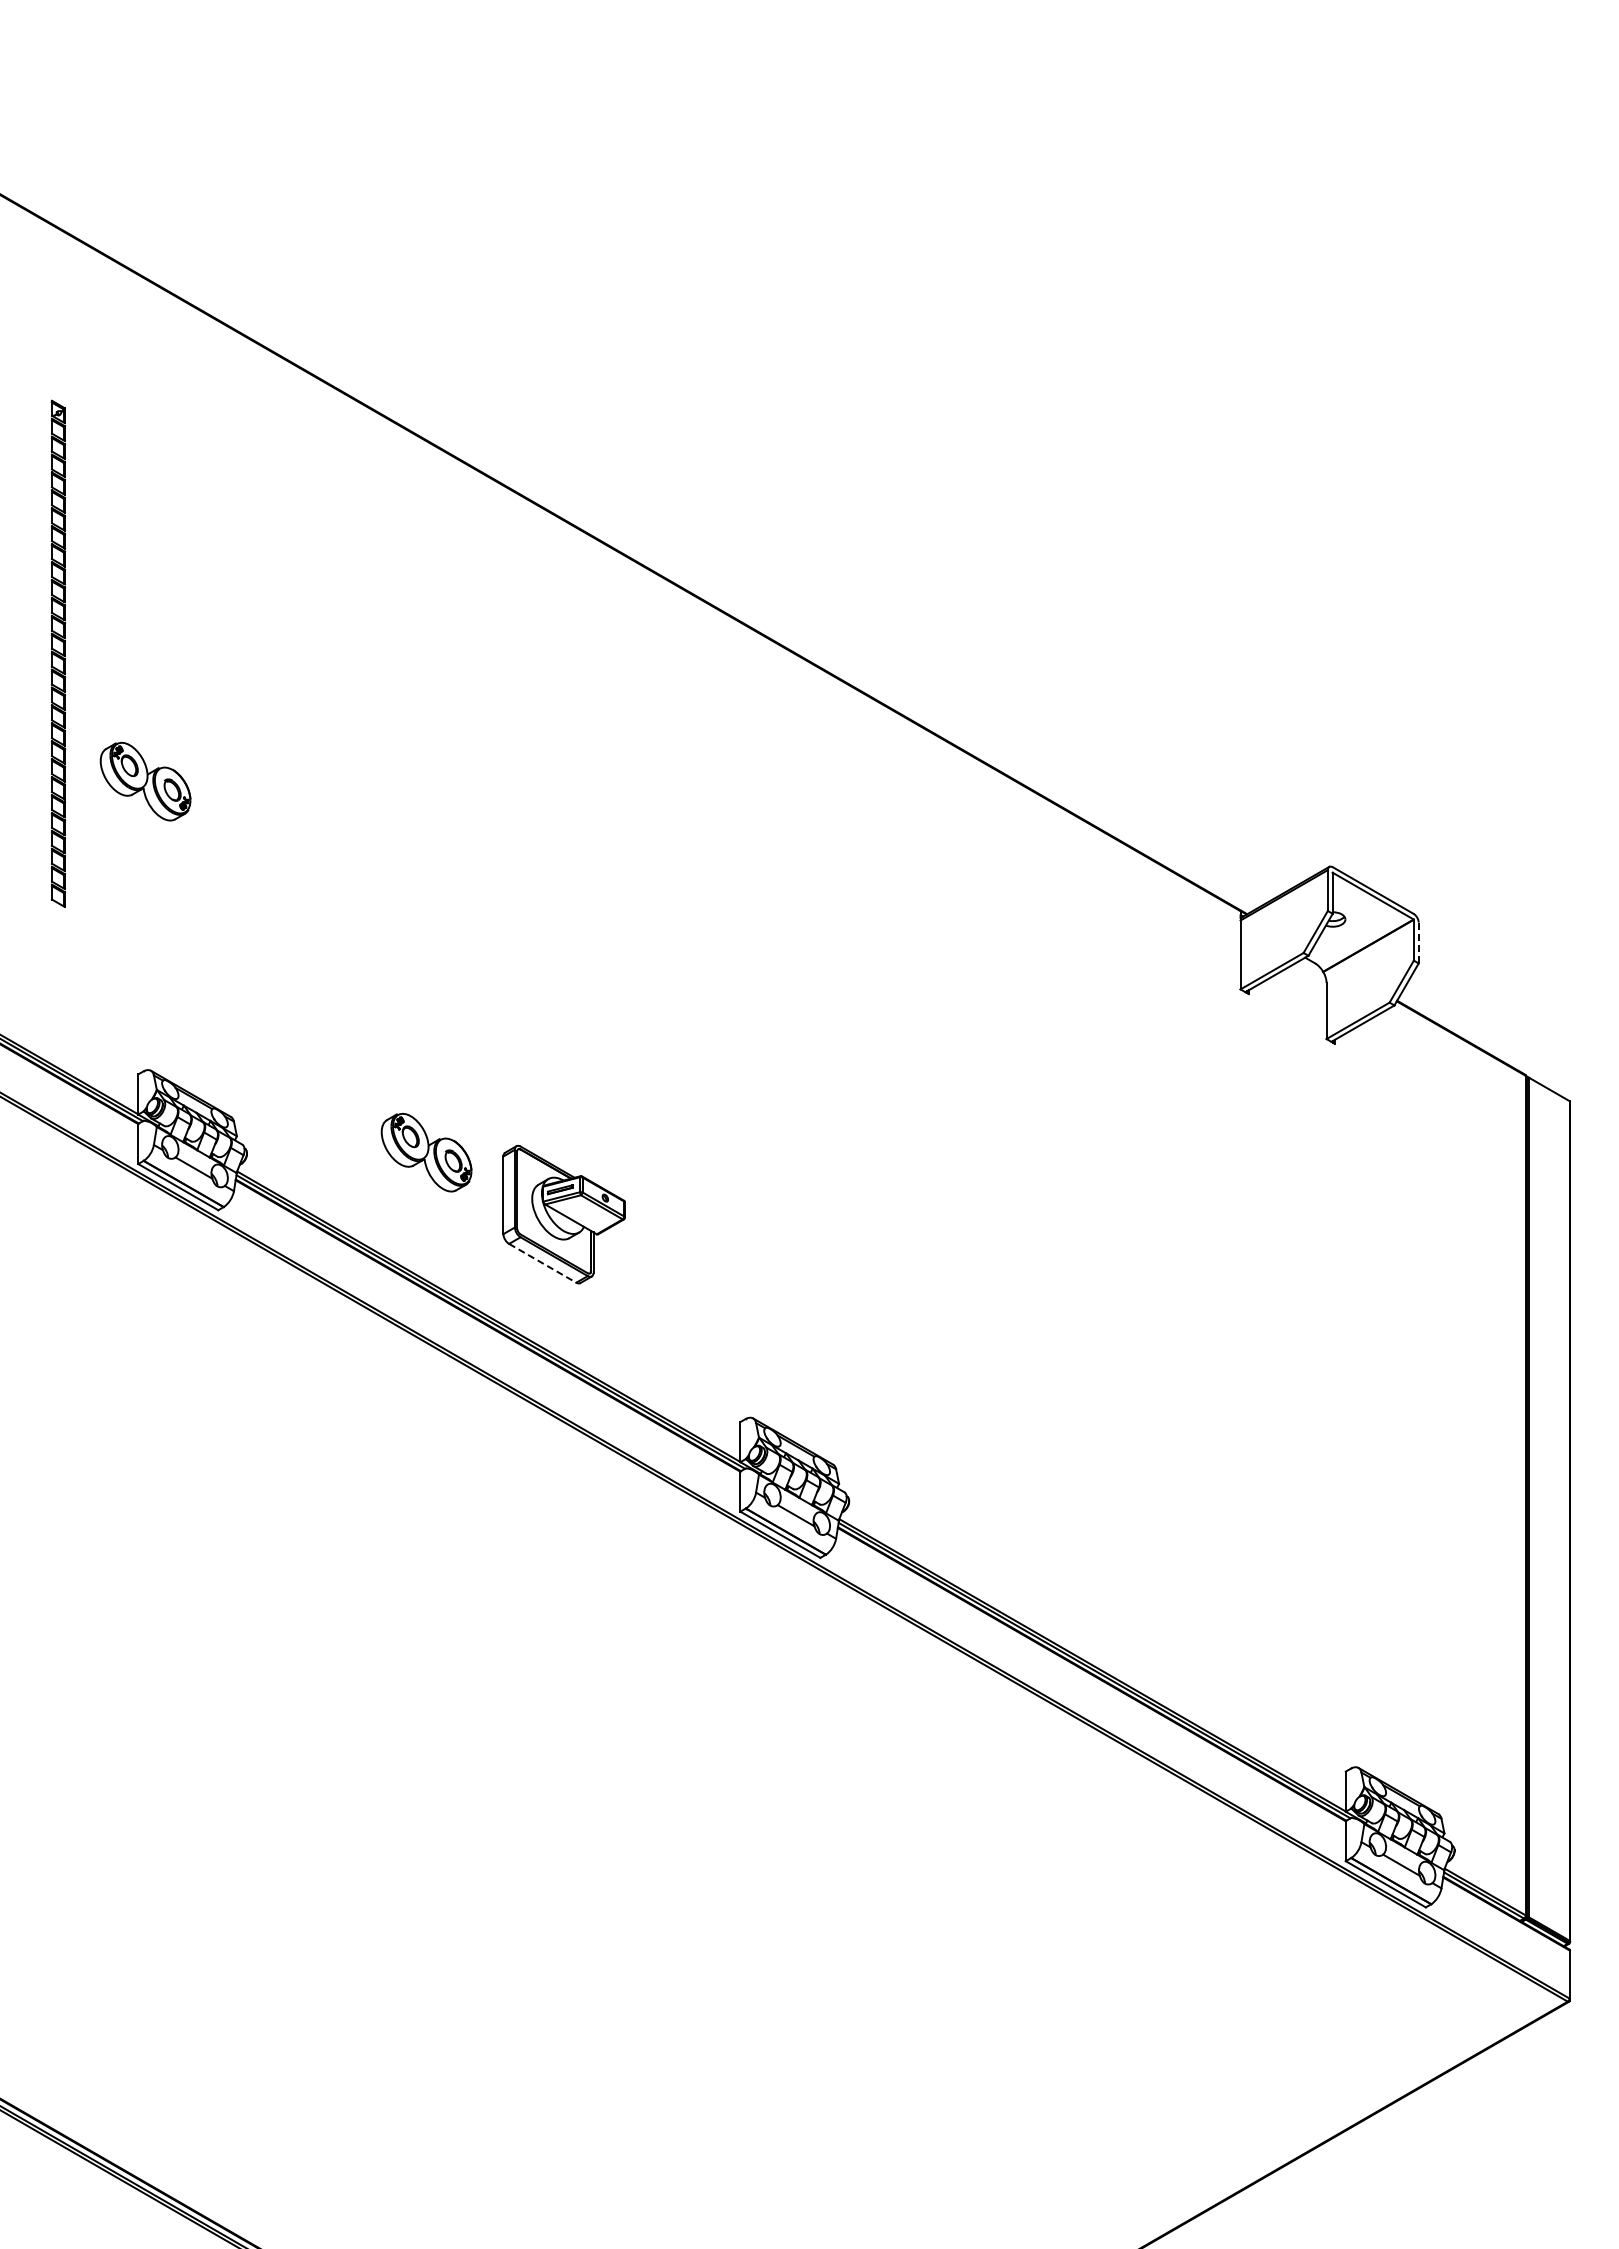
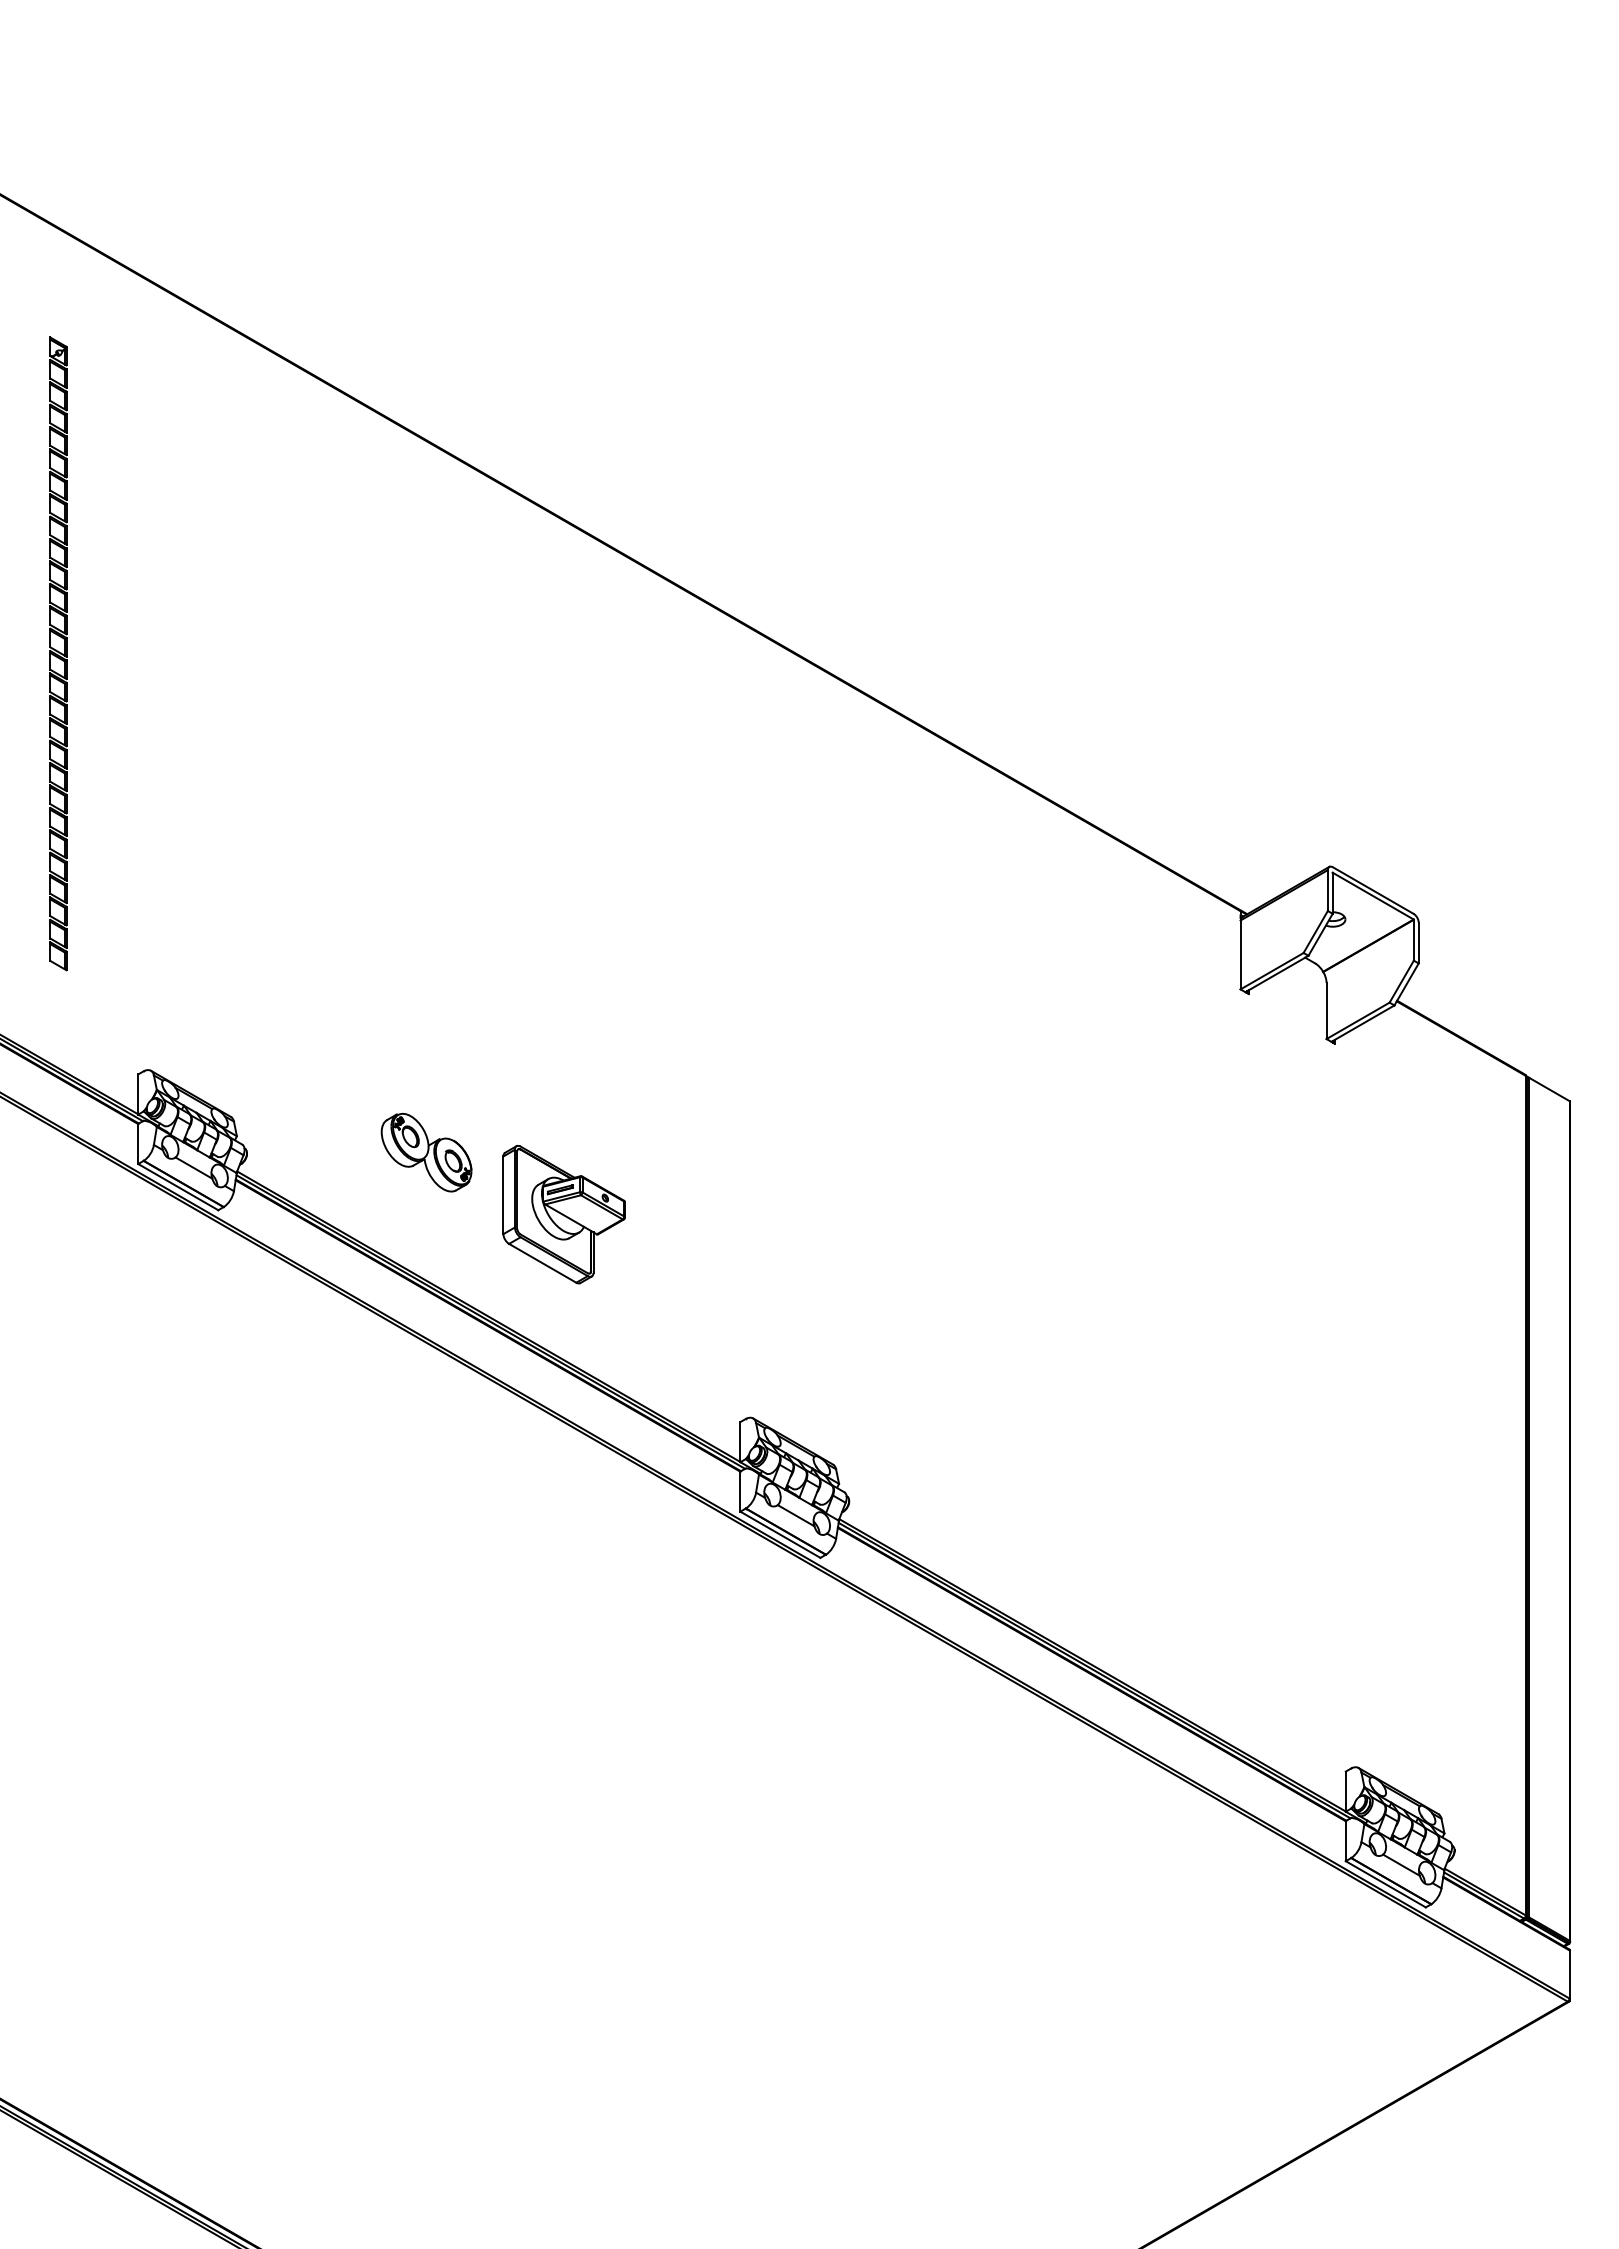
part size: 16x509 px -> 19x636 px (58, 653)
part: present -> none (145, 781)
line: dashed -> solid (1418, 943)
line: dashed -> solid (542, 1263)
